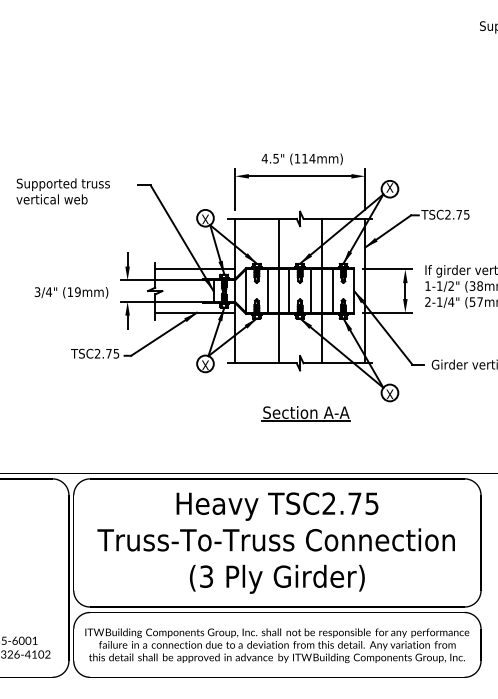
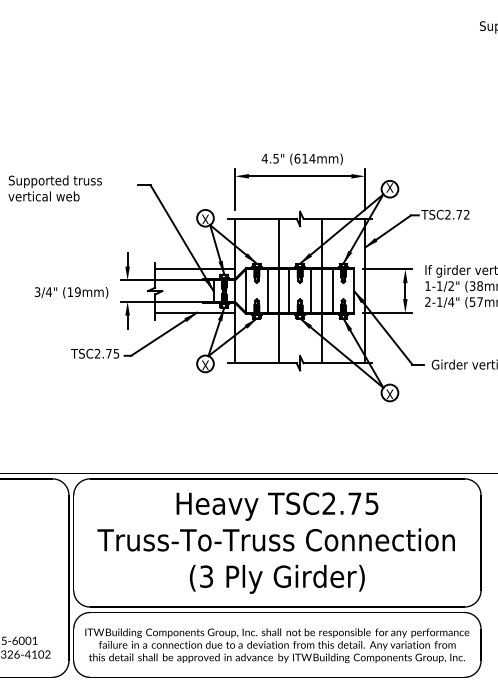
text: (114mm) -> (614mm) (297, 158)
text position: (62, 191) -> (54, 188) (54, 188)
text: TSC2.75 -> TSC2.72 (466, 214)
part: present -> none (305, 413)
